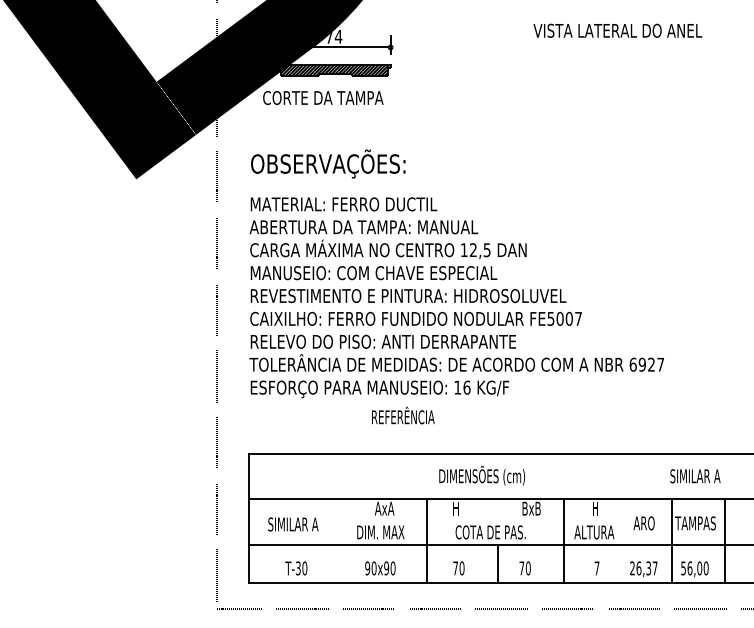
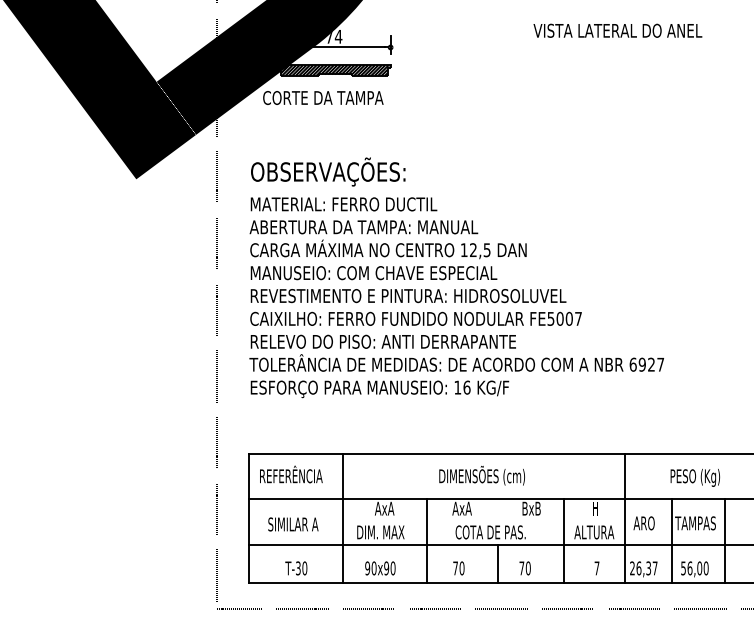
text position: (328, 163) -> (328, 171) (328, 171)
text position: (403, 415) -> (291, 474) (291, 474)
text: SIMILAR A -> PESO (Kg) (695, 477)
text: H -> AxA (461, 508)
line: none -> present (343, 518)
line: none -> present (624, 518)
